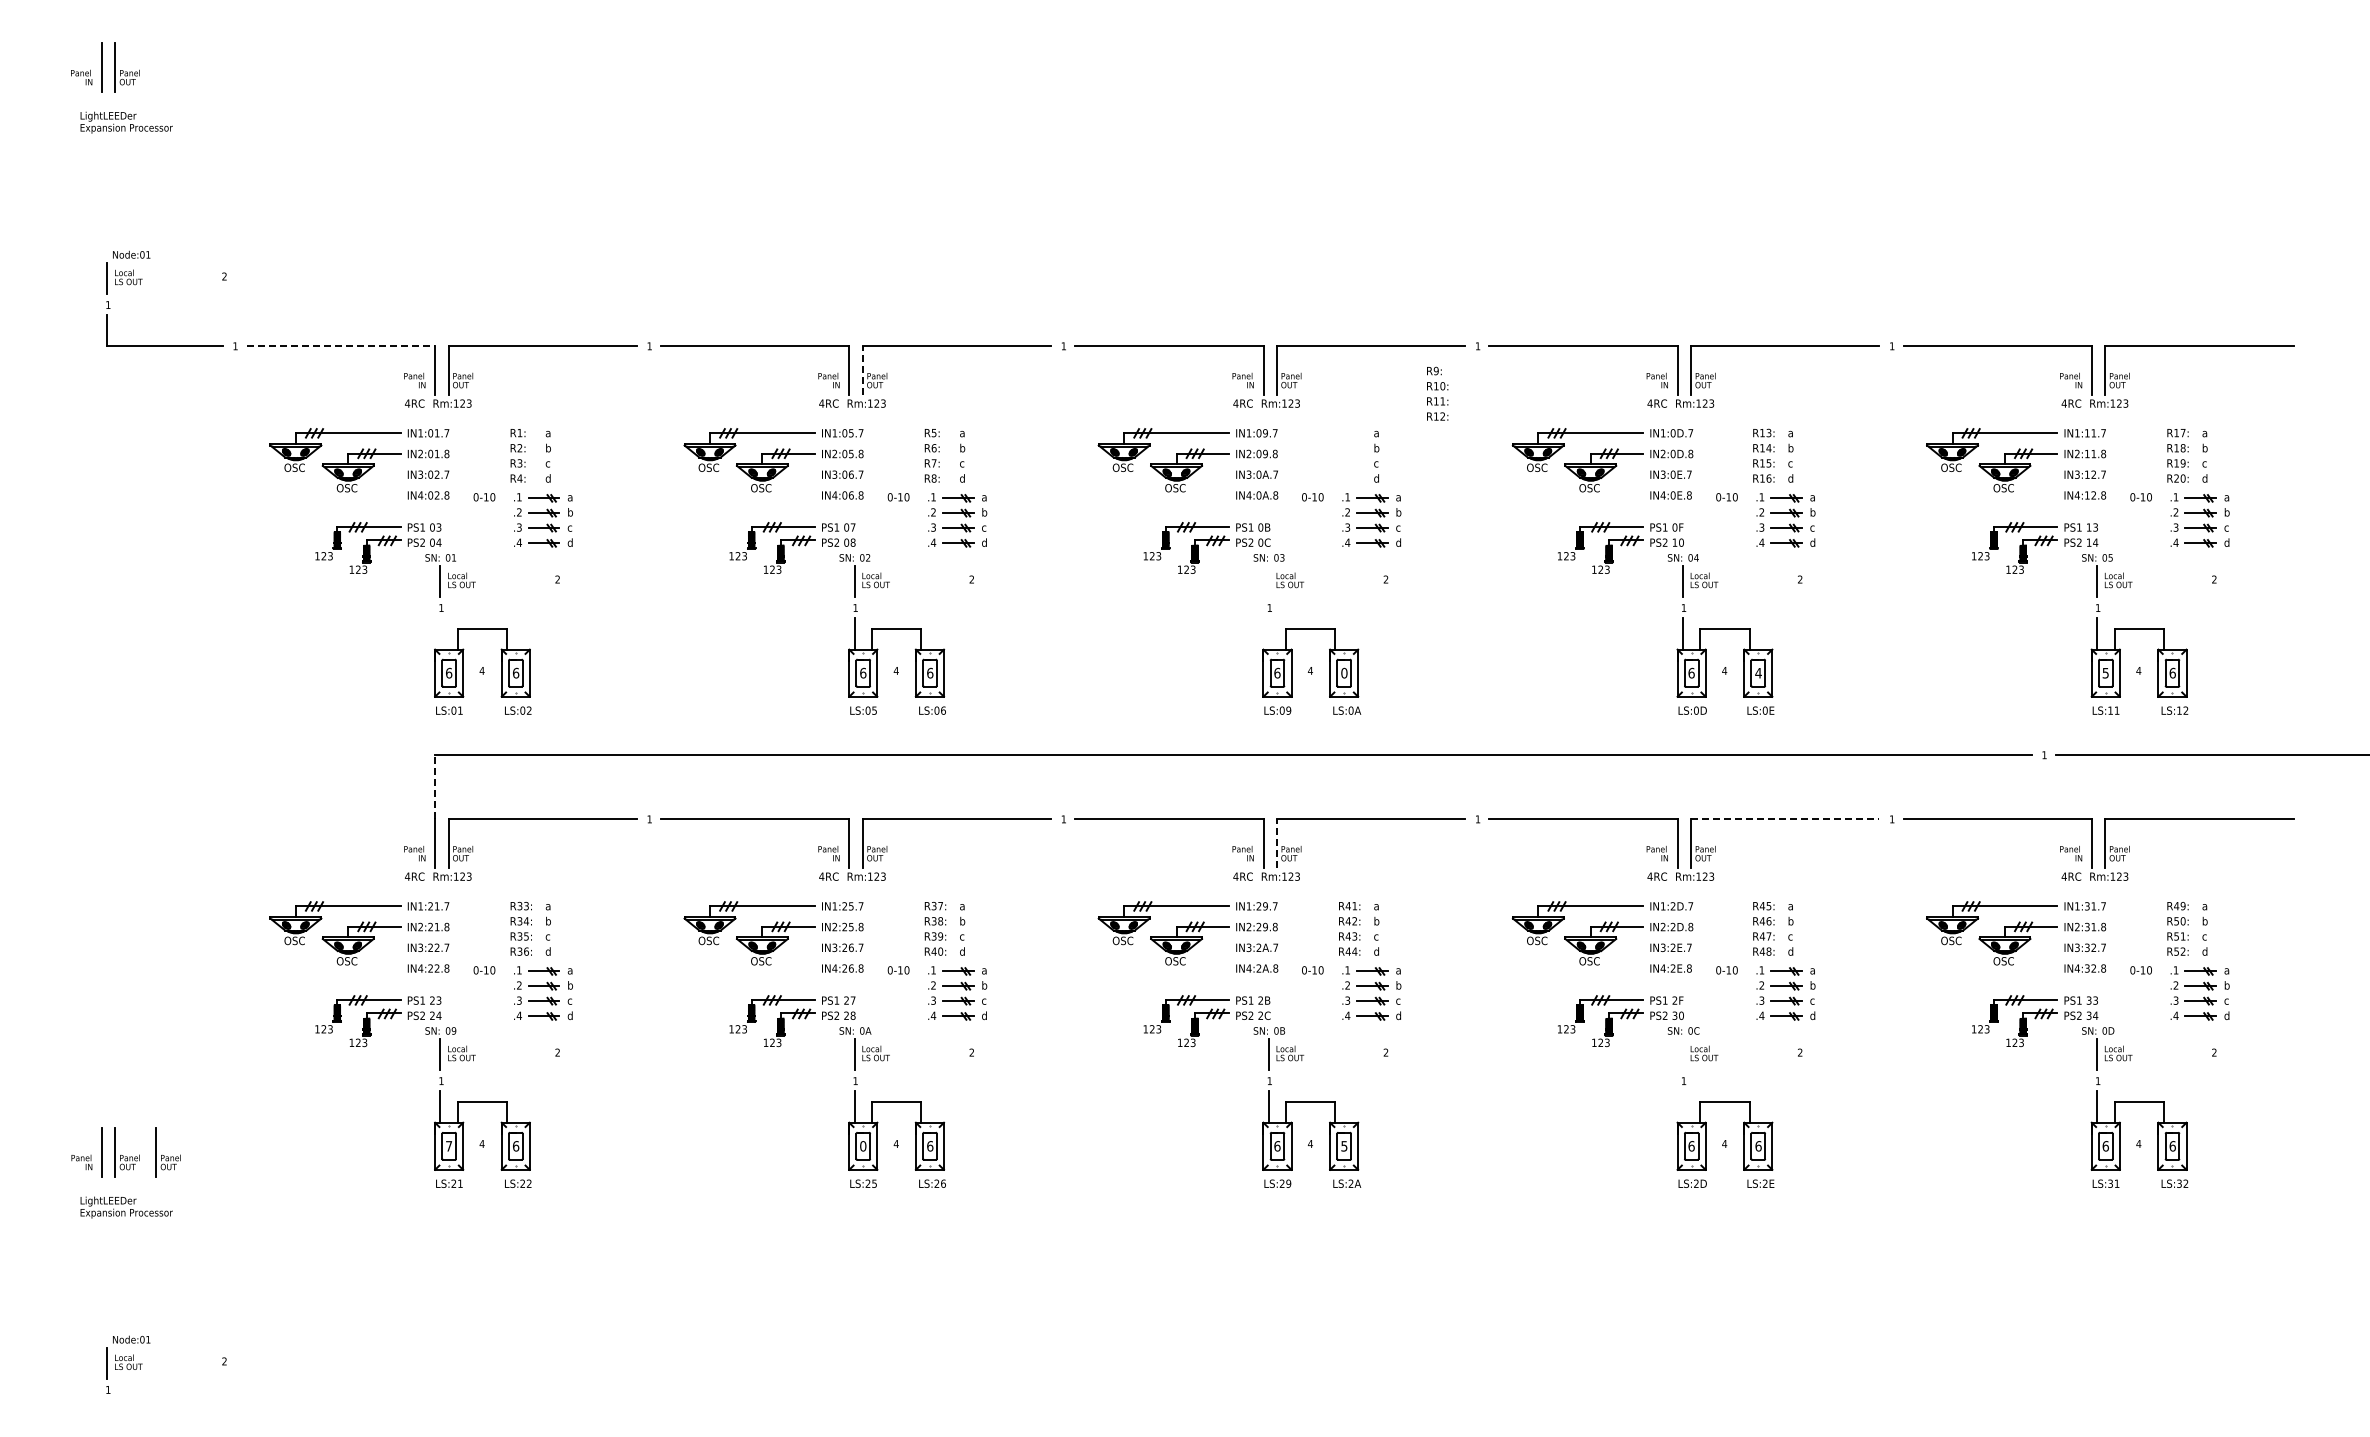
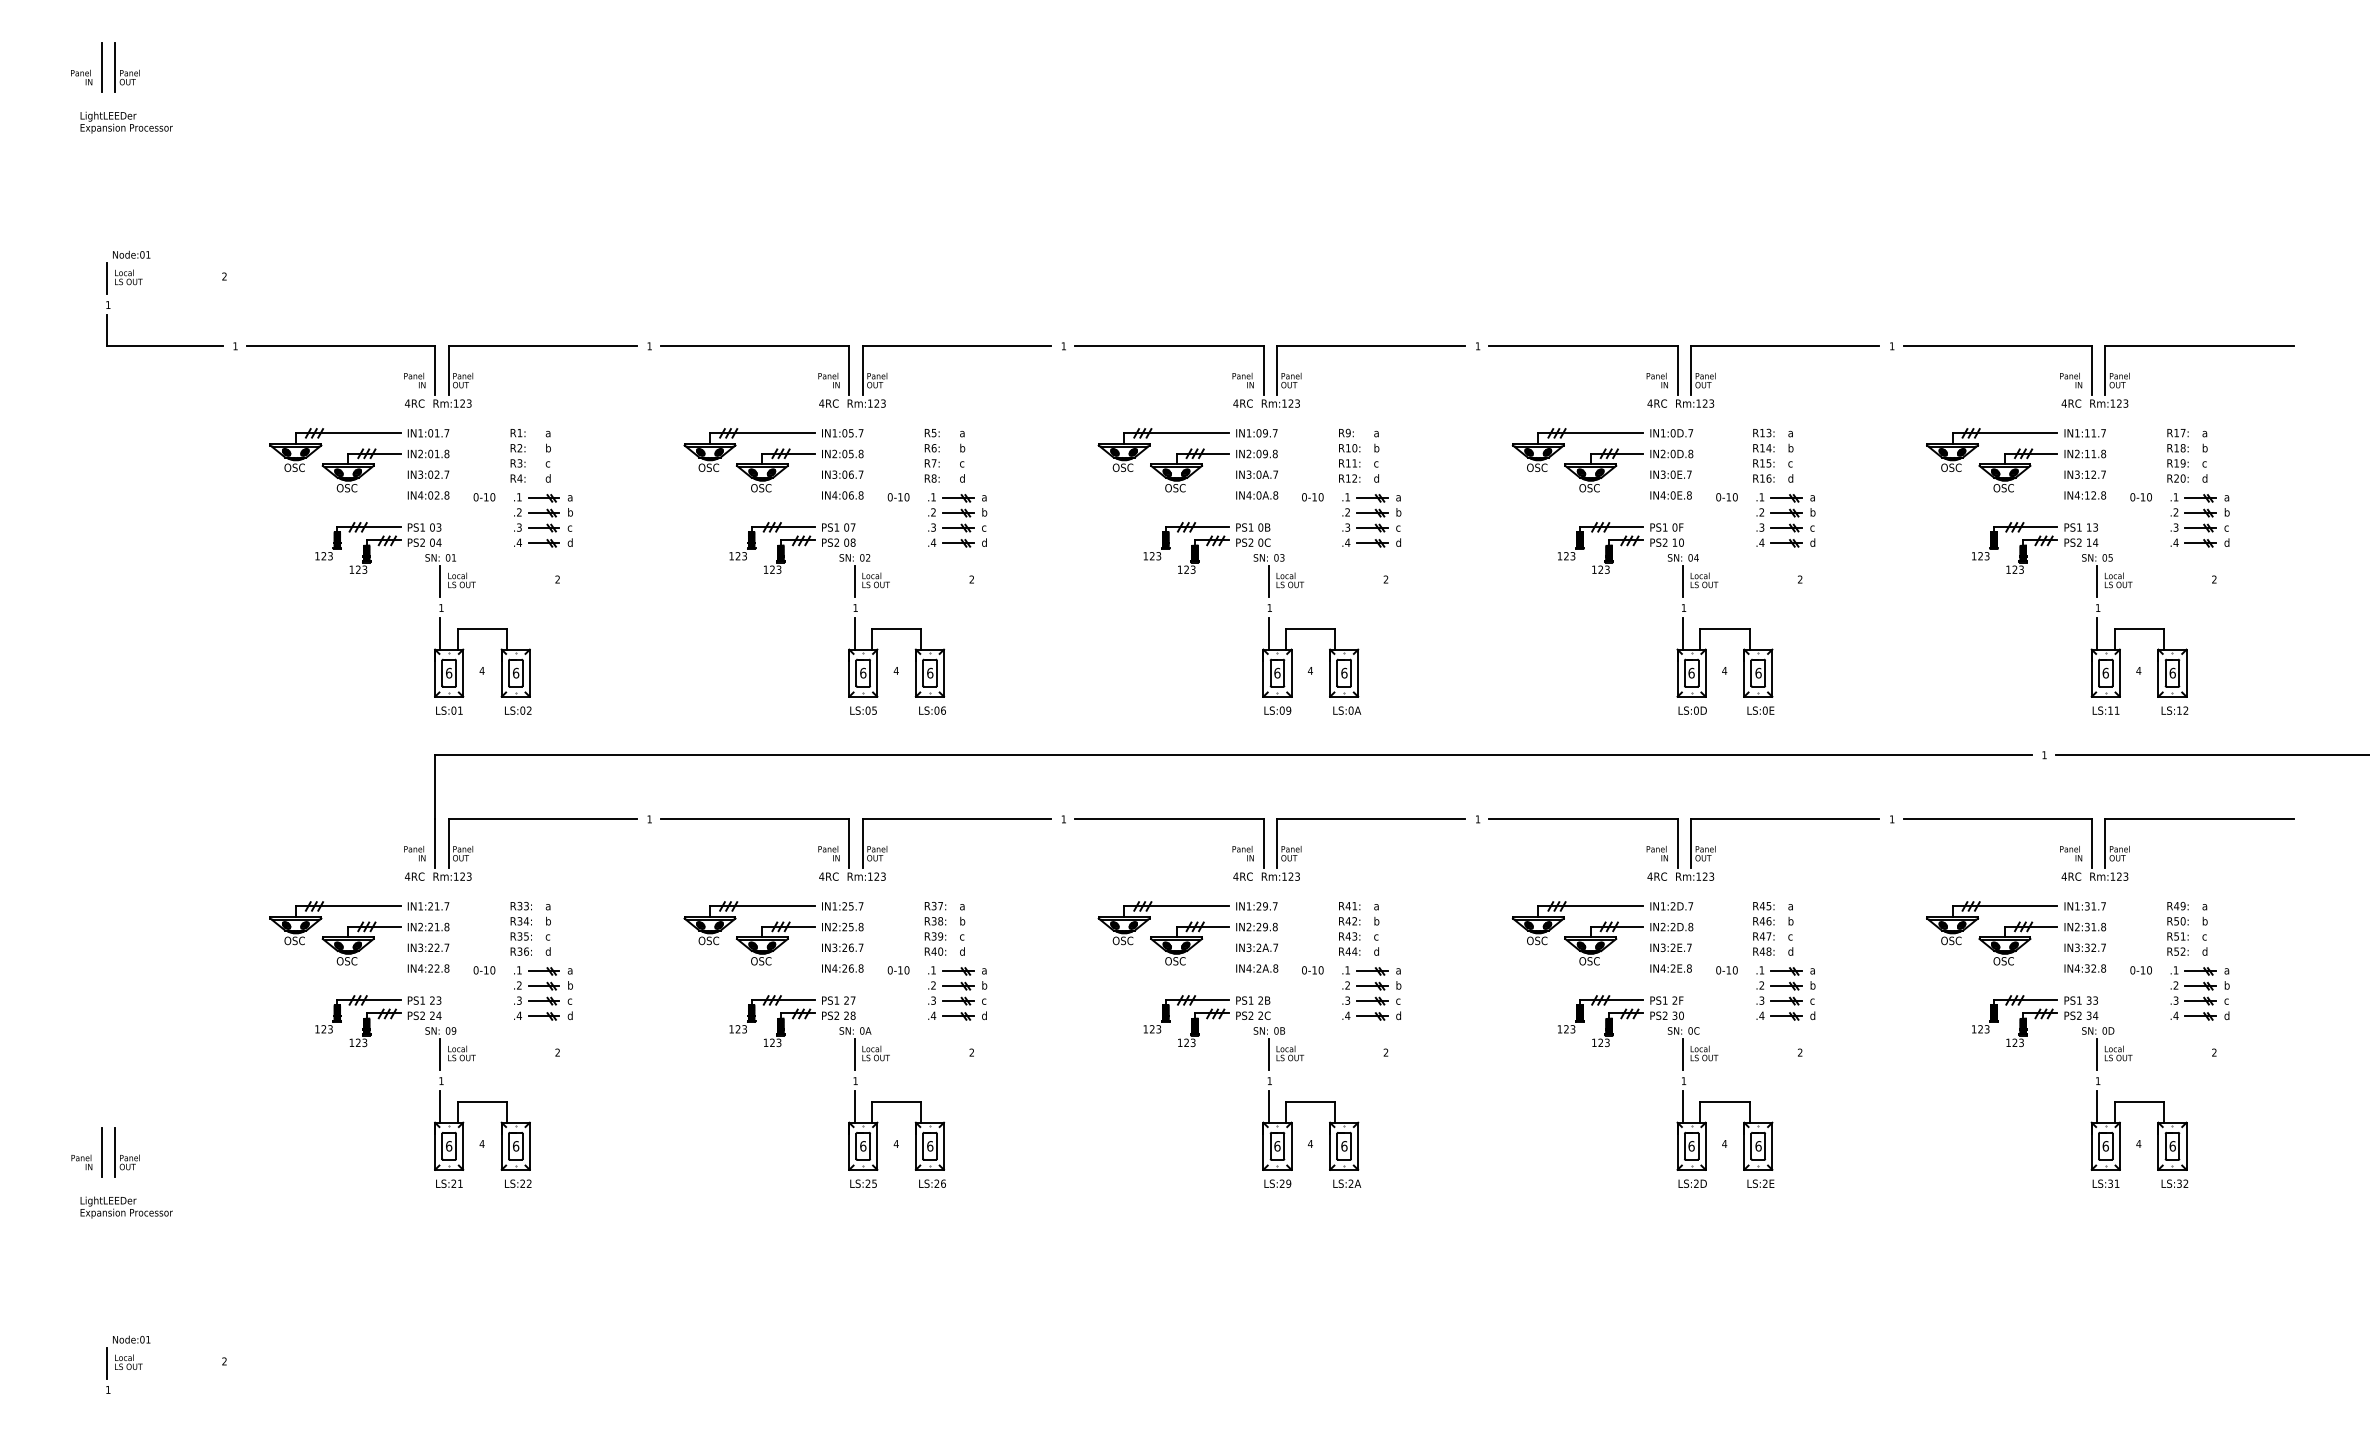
line: dashed -> solid (341, 346)
line: dashed -> solid (862, 370)
text position: (1437, 393) -> (1349, 455) (1349, 455)
line: none -> present (1268, 581)
line: none -> present (440, 633)
line: none -> present (1268, 633)
text: 0 -> 6 (1344, 672)
text: 4 -> 6 (1758, 672)
text: 5 -> 6 (2105, 672)
line: dashed -> solid (435, 786)
line: dashed -> solid (1785, 819)
line: dashed -> solid (1276, 843)
line: none -> present (1682, 1054)
line: none -> present (1682, 1106)
text: 7 -> 6 (449, 1146)
text: 0 -> 6 (863, 1146)
text: 5 -> 6 (1344, 1146)
part: present -> none (167, 1152)
